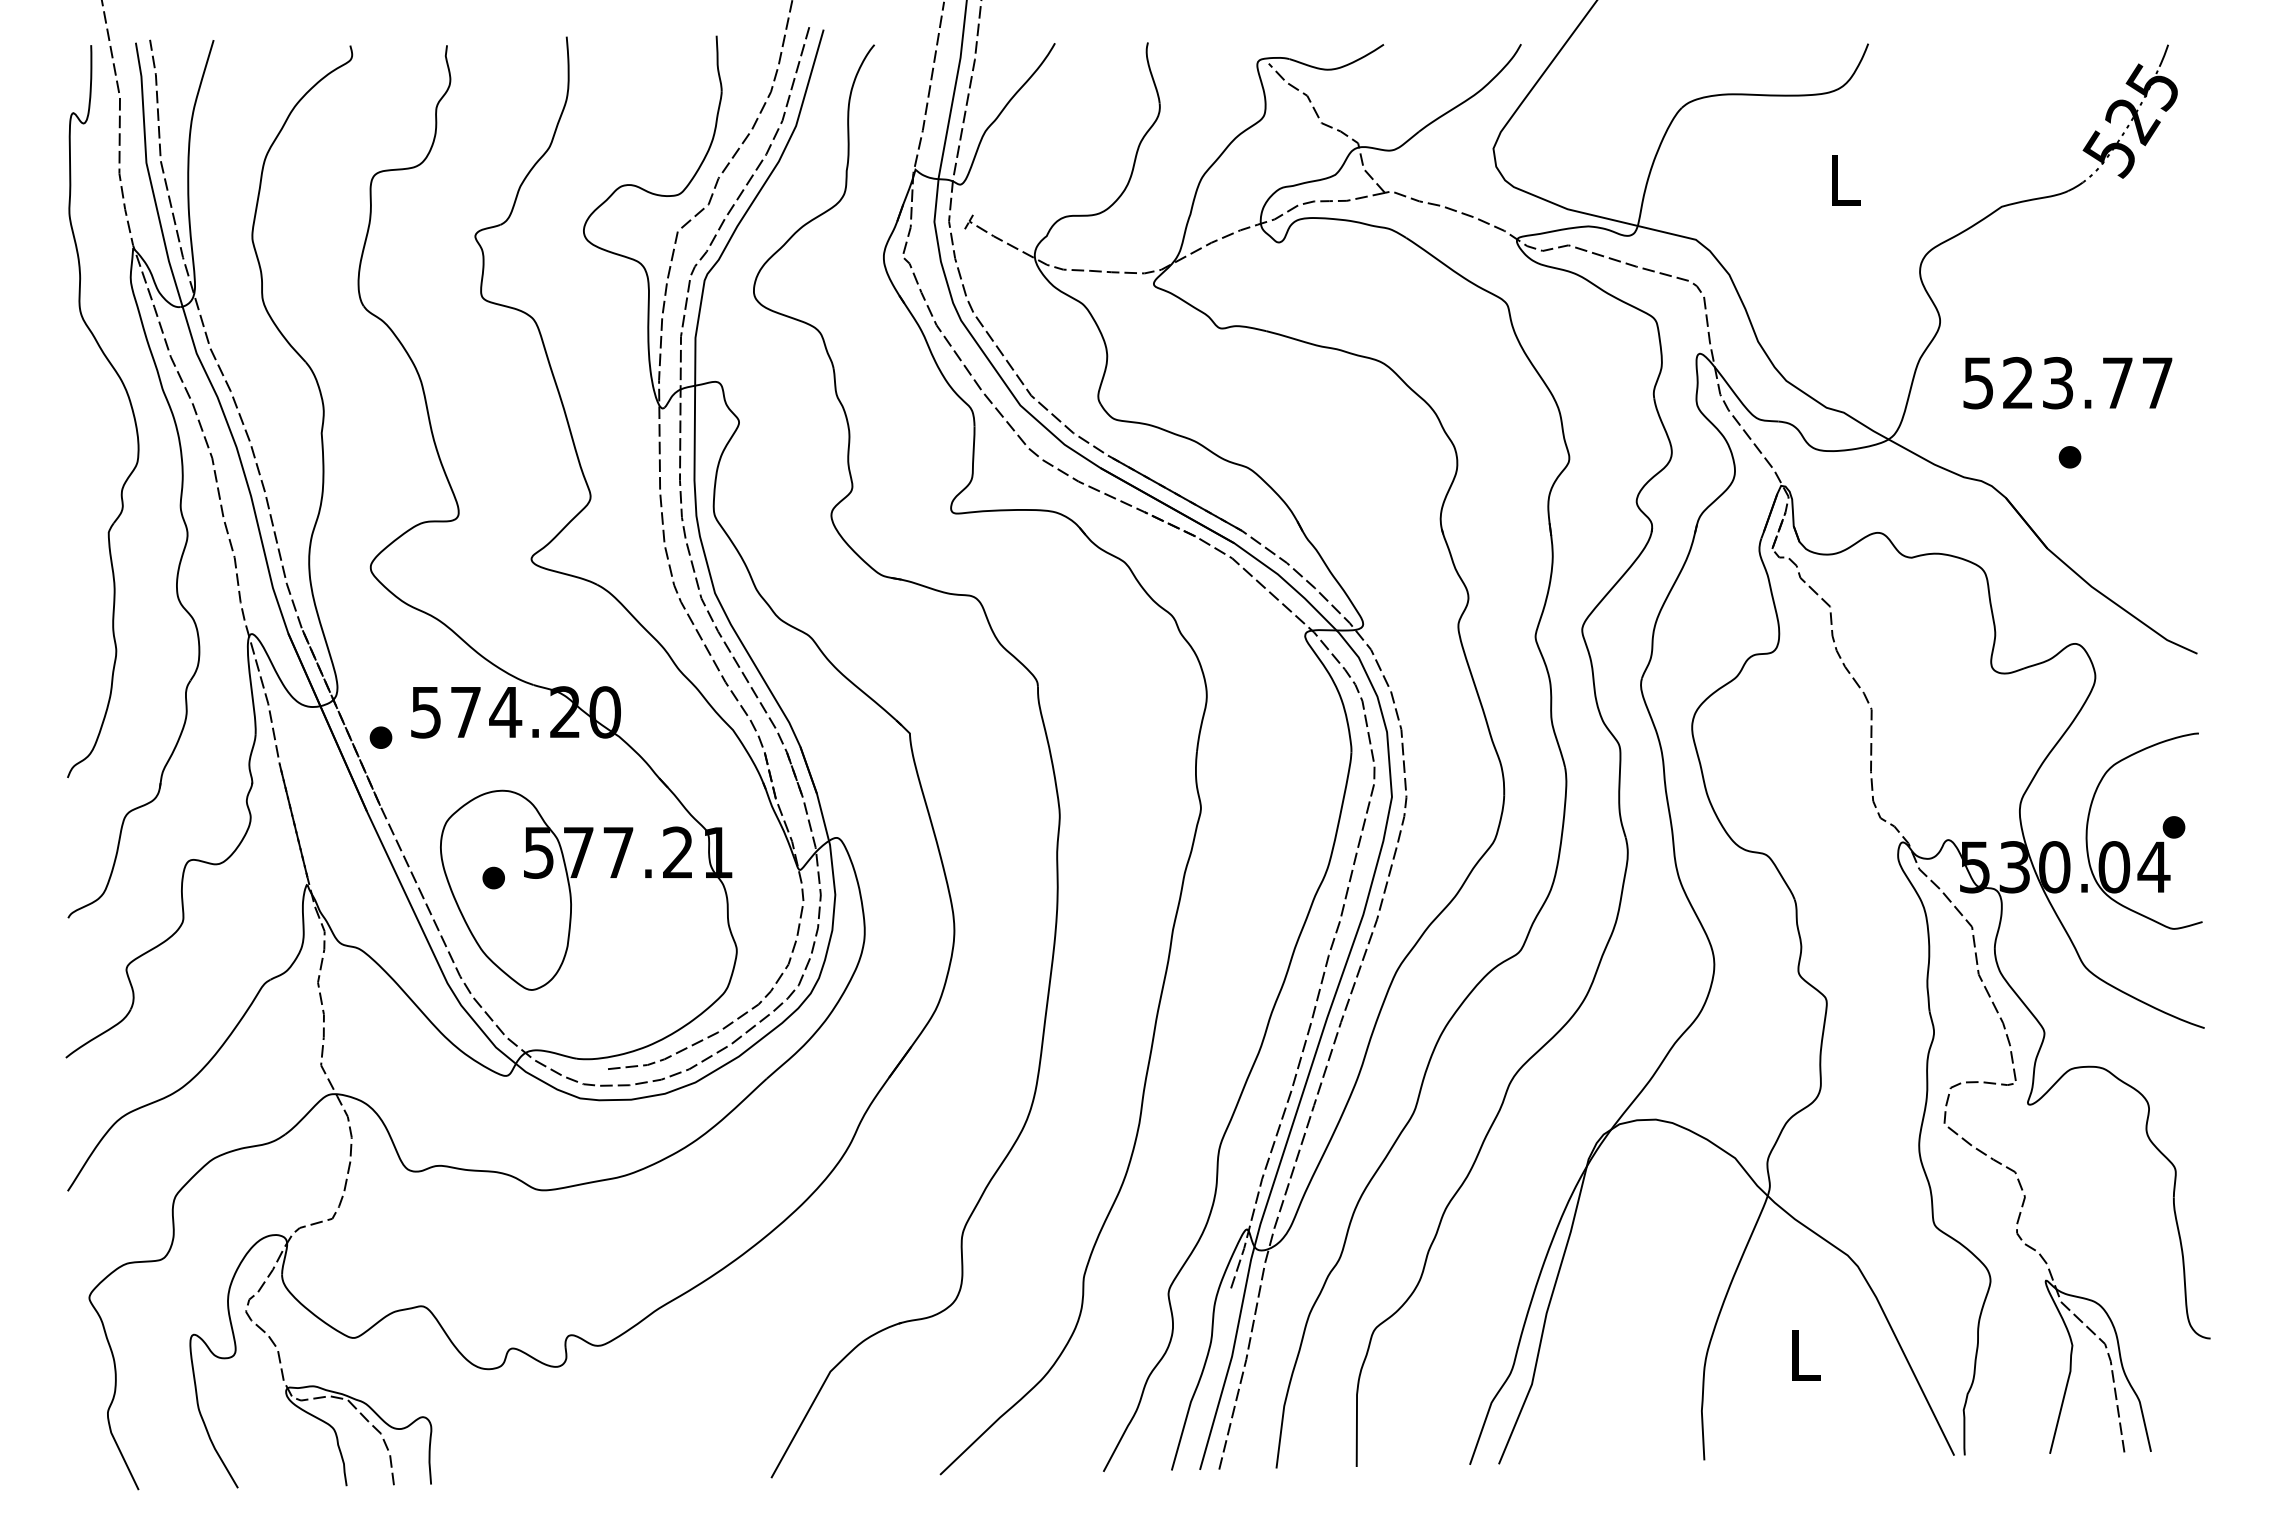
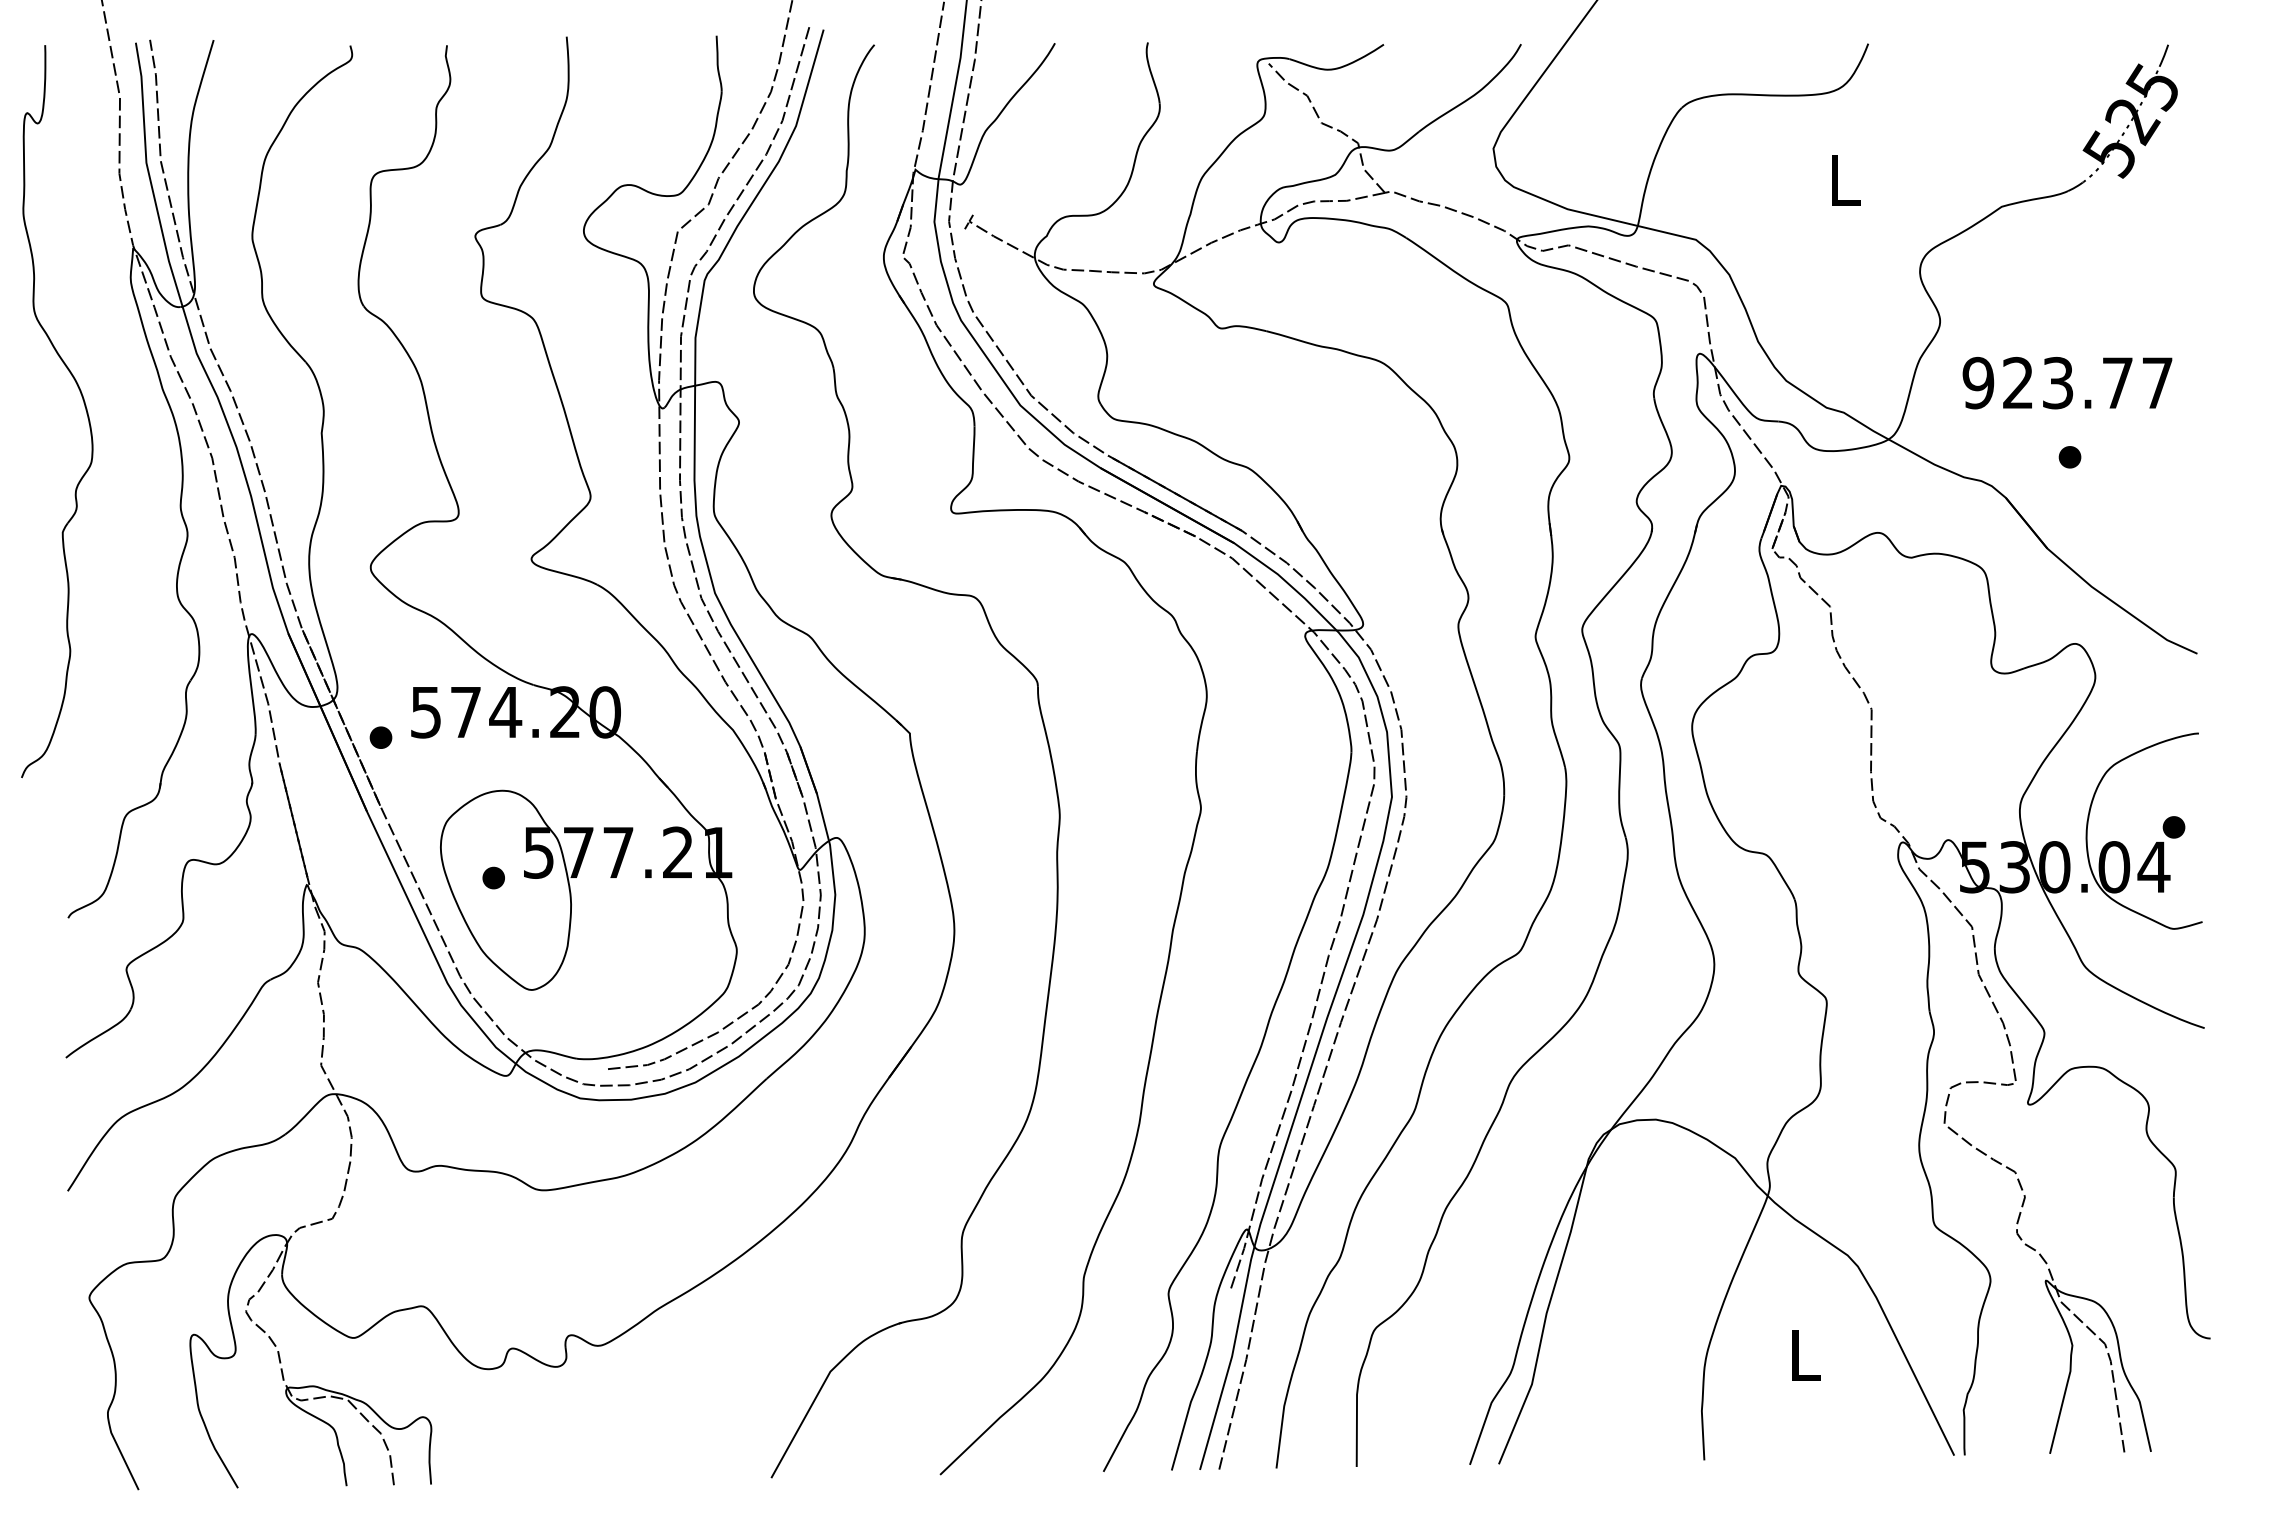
text: 523.77 -> 923.77 (1978, 382)
part position: (129, 403) -> (83, 403) (83, 403)
